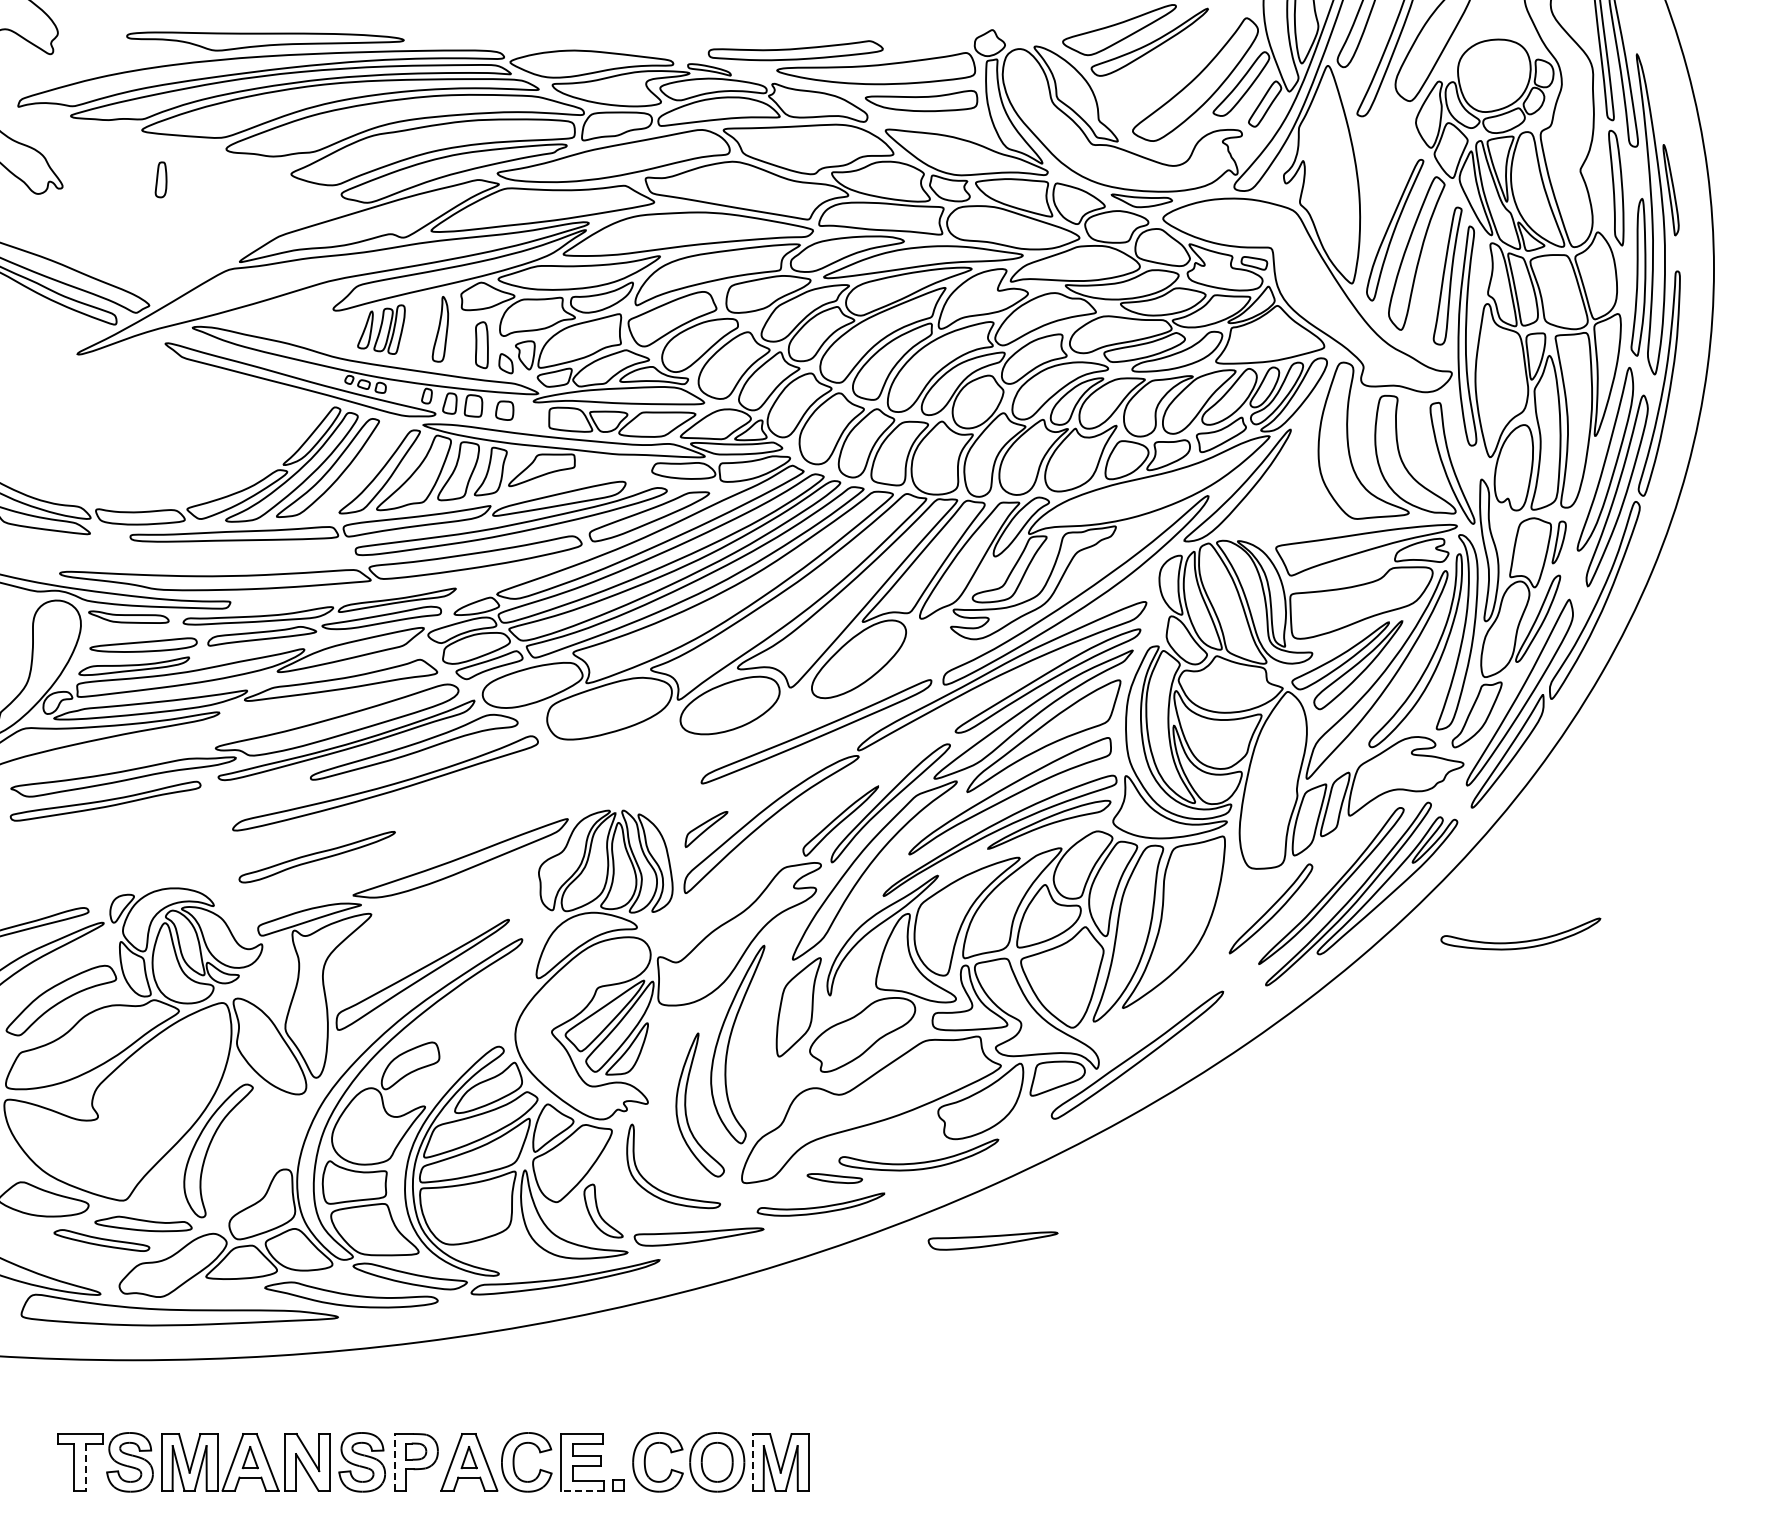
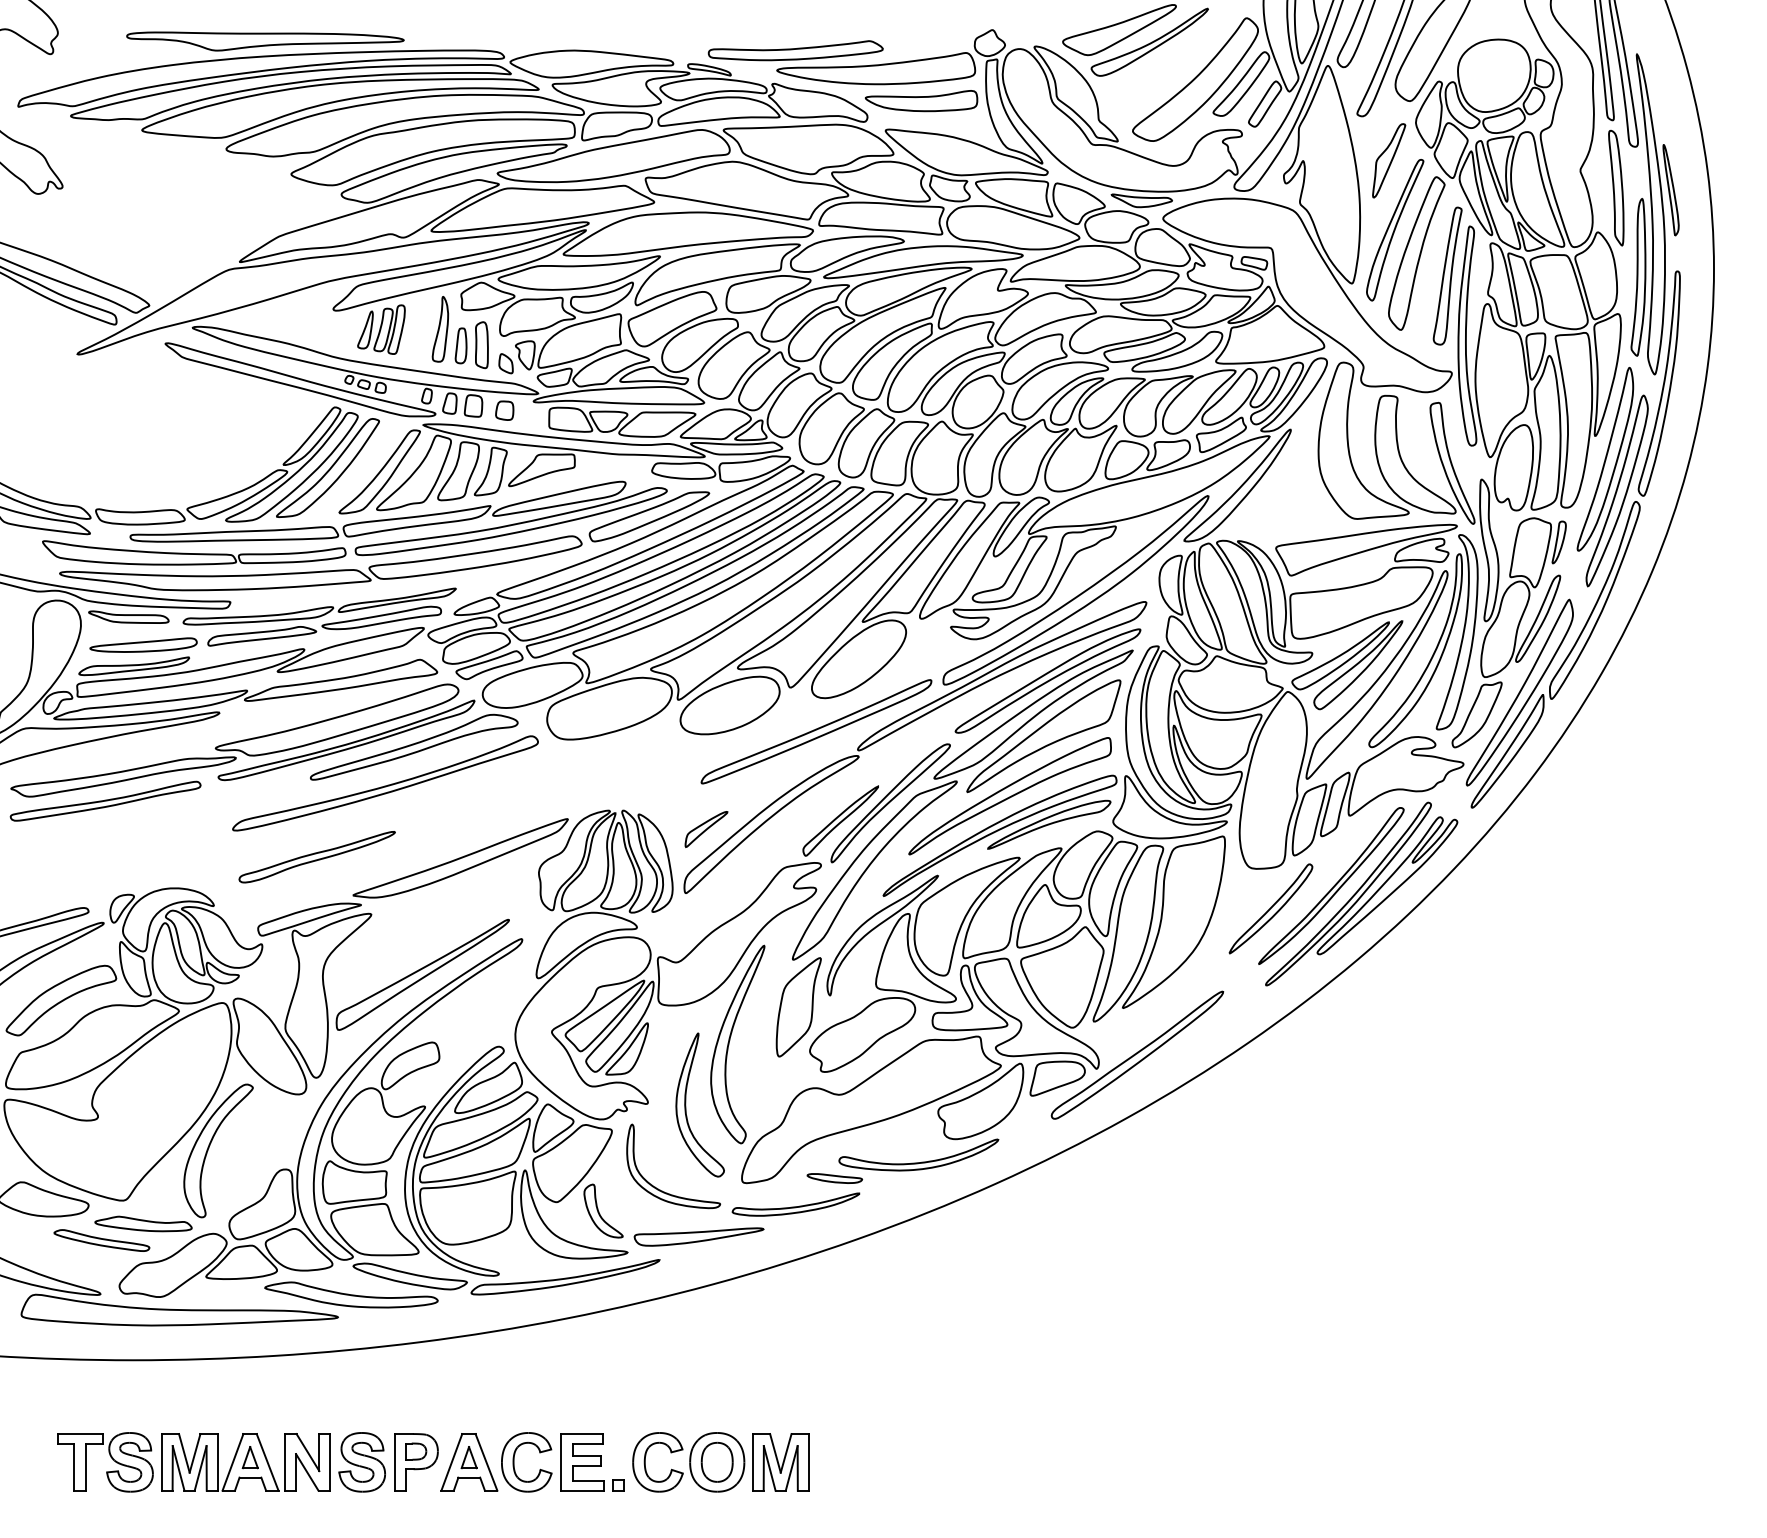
part: none -> present (1389, 160)
part position: (160, 179) -> (460, 345) (460, 345)
part: none -> present (194, 552)
part: present -> none (1523, 940)
part position: (820, 1204) -> (795, 1204) (795, 1204)
part: present -> none (992, 1240)
line: dashed -> solid (394, 1461)
line: dashed -> solid (752, 1461)
line: dashed -> solid (86, 1467)
line: dashed -> solid (582, 1490)
